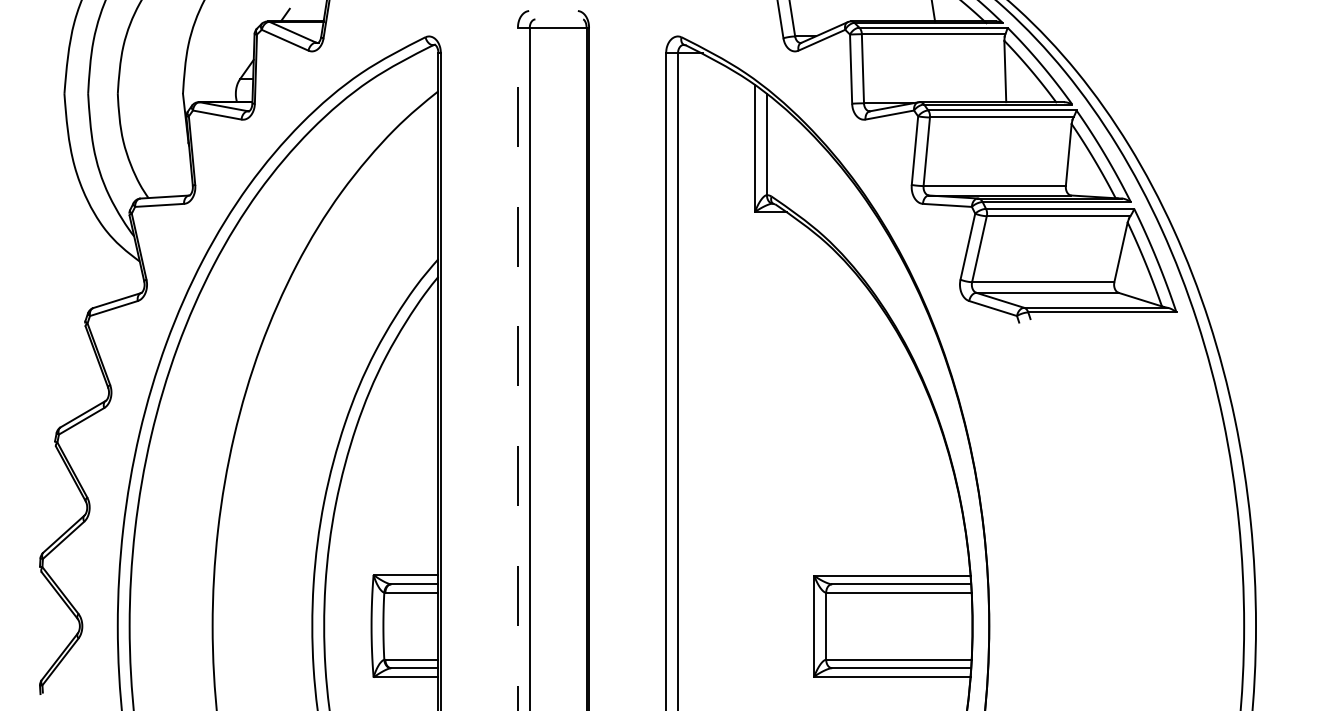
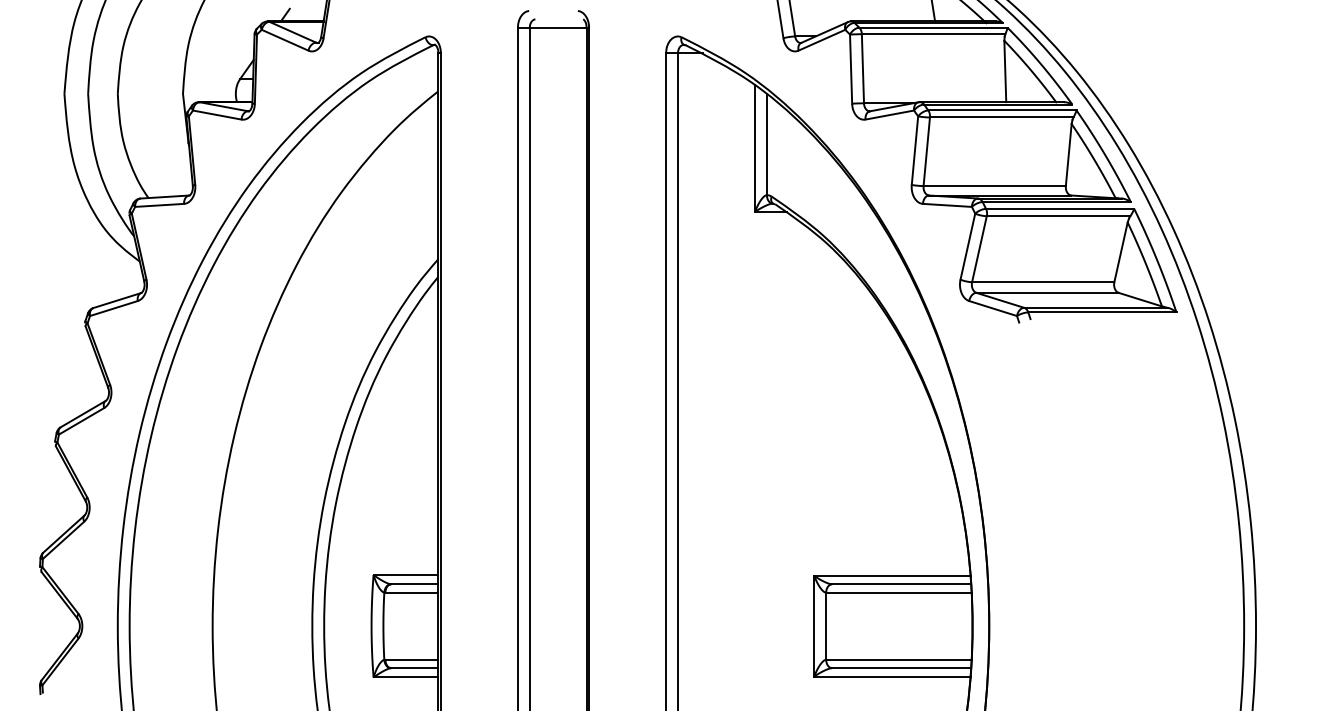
line: dashed -> solid (517, 368)
